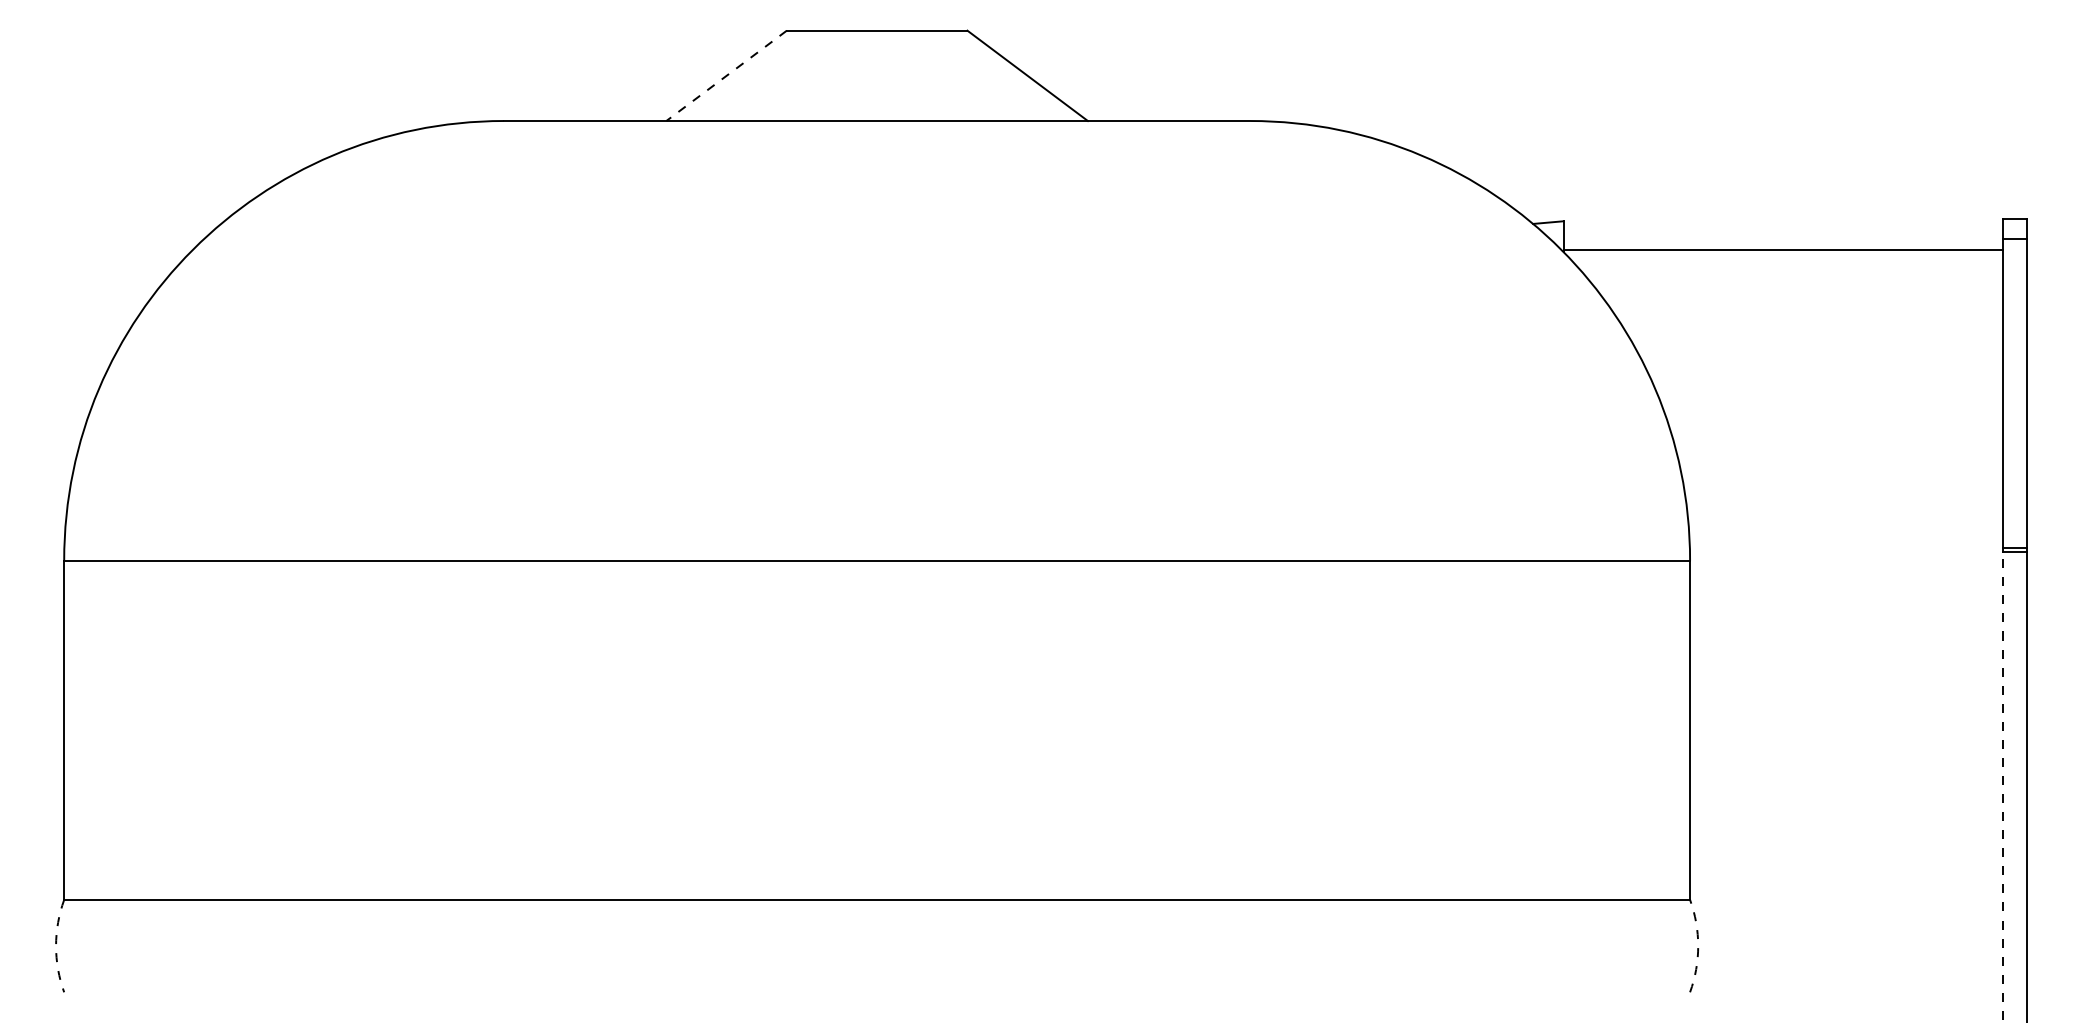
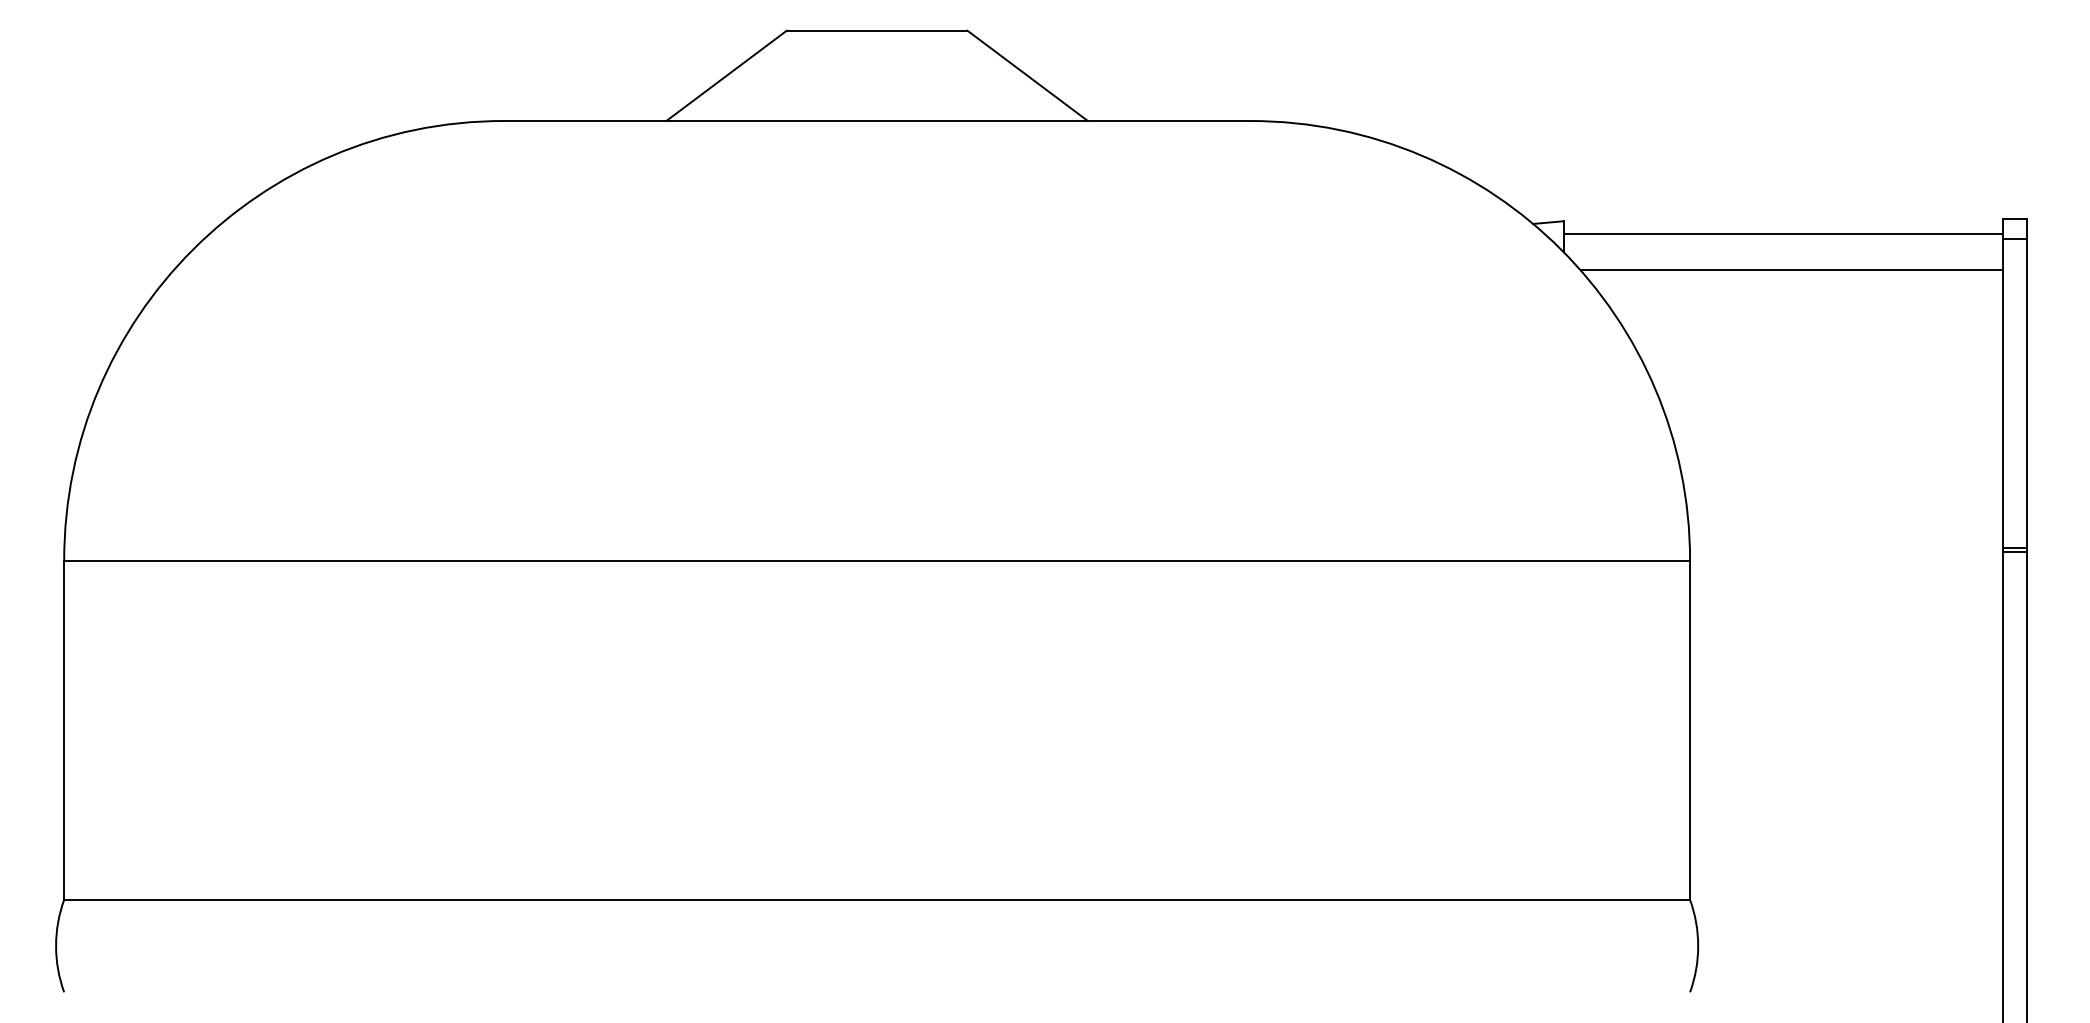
line: dashed -> solid (726, 76)
line position: (1783, 250) -> (1783, 234) (1783, 234)
line: none -> present (1791, 270)
line: dashed -> solid (2003, 787)
arc: dashed -> solid (56, 946)
arc: dashed -> solid (1698, 946)
